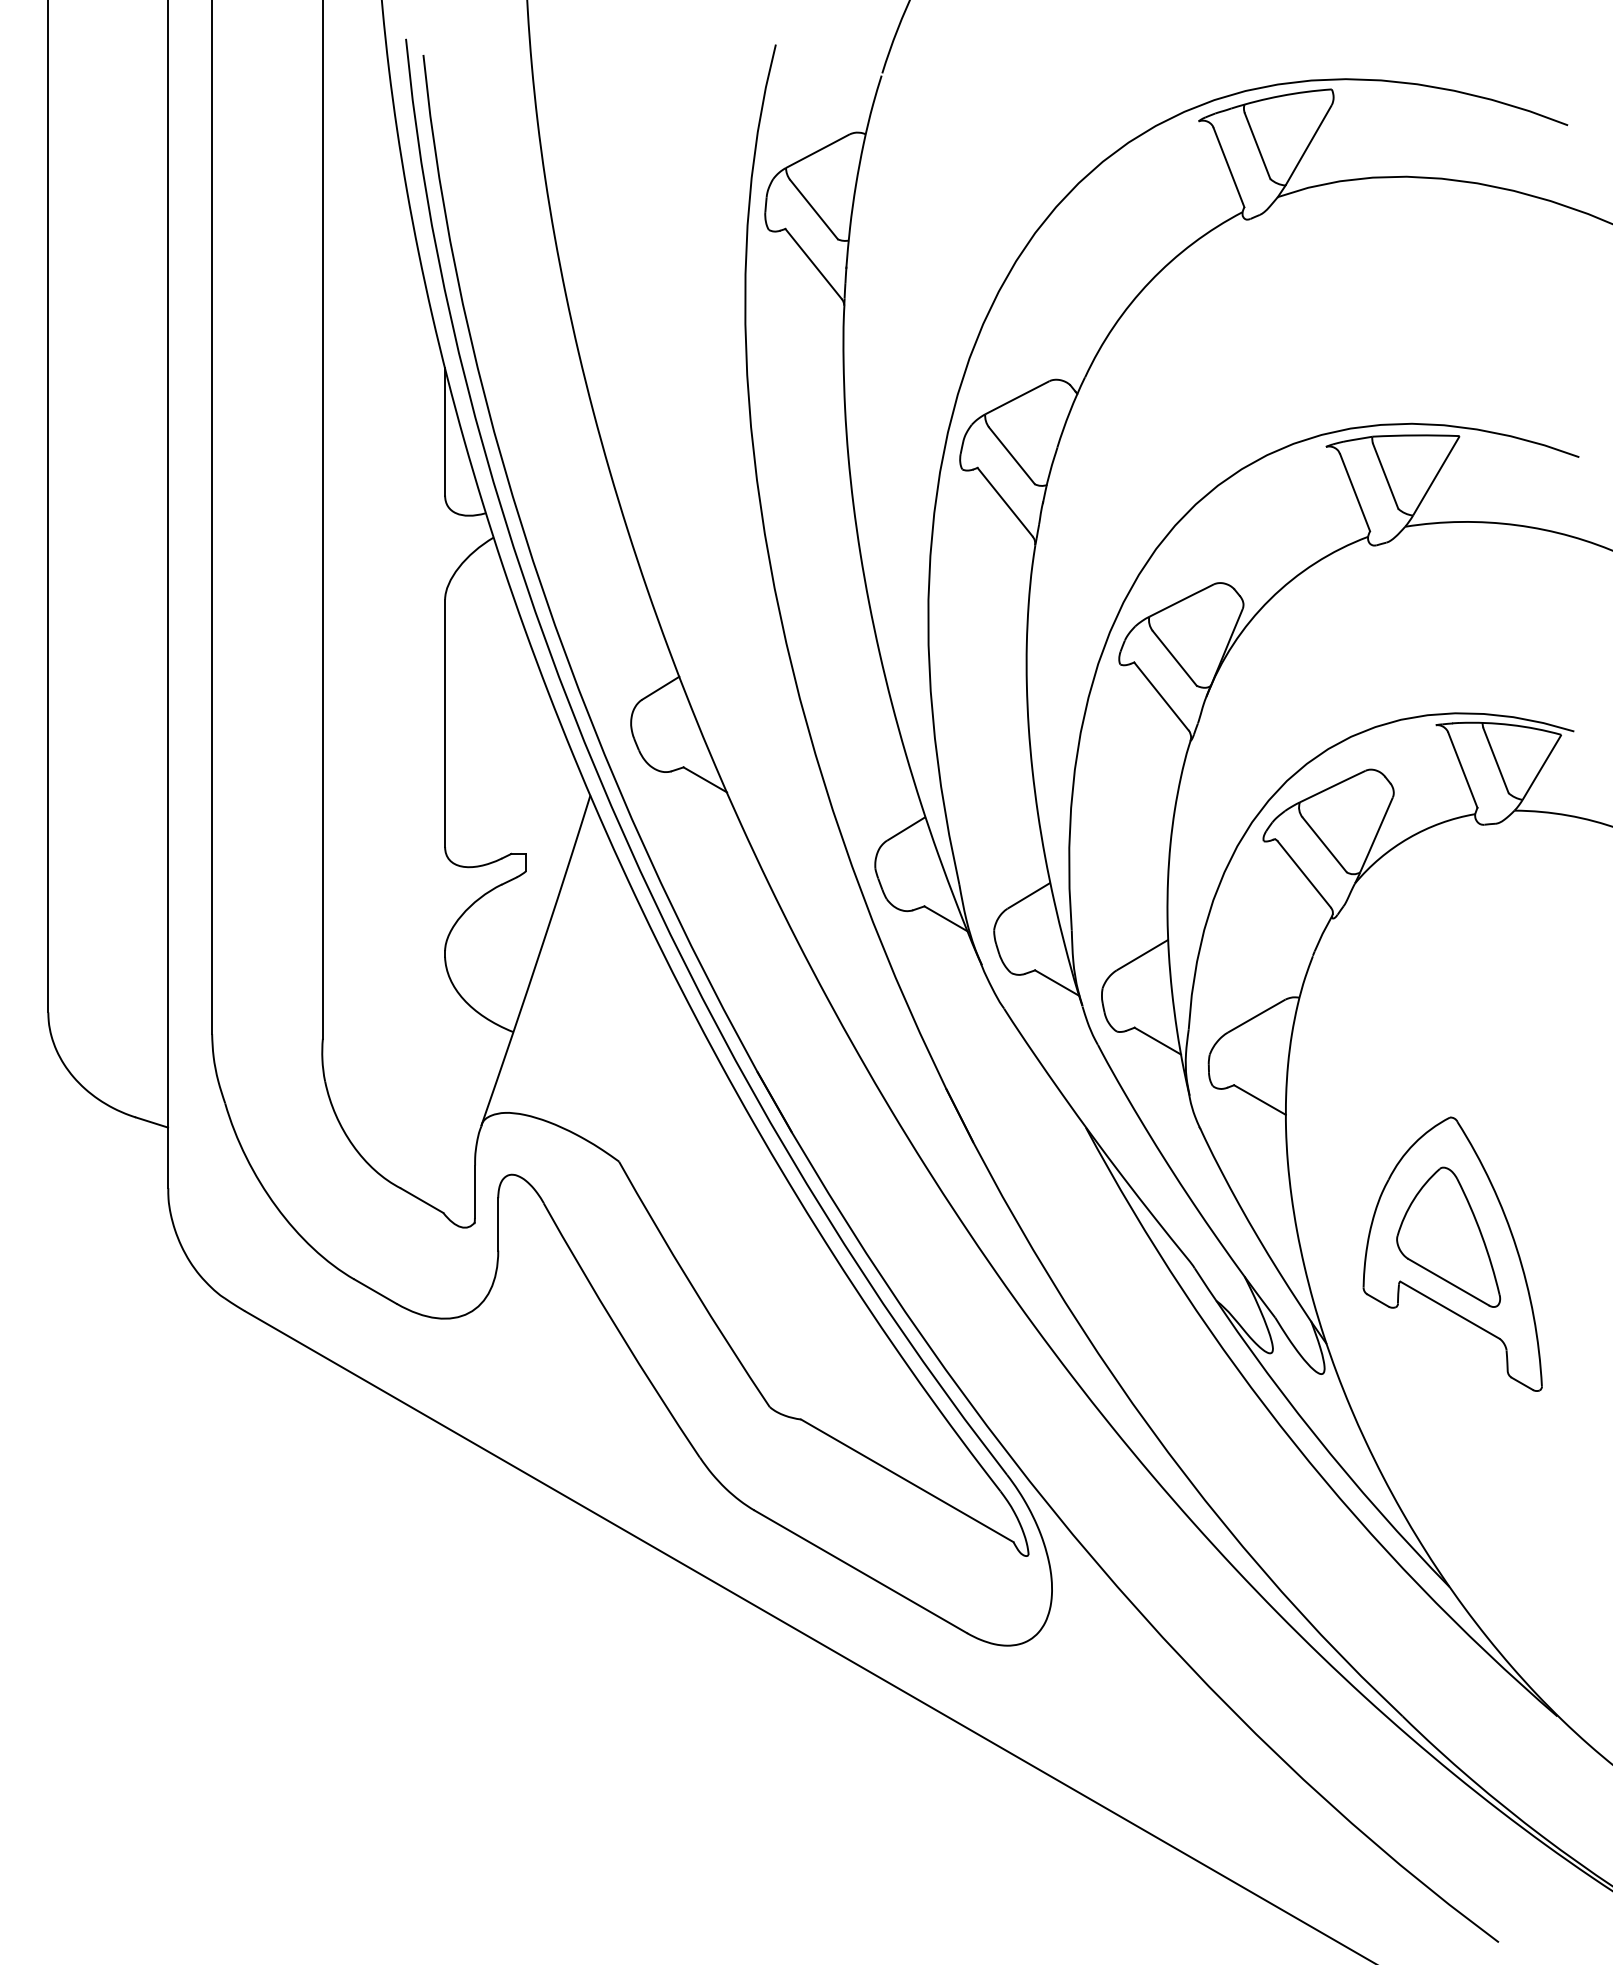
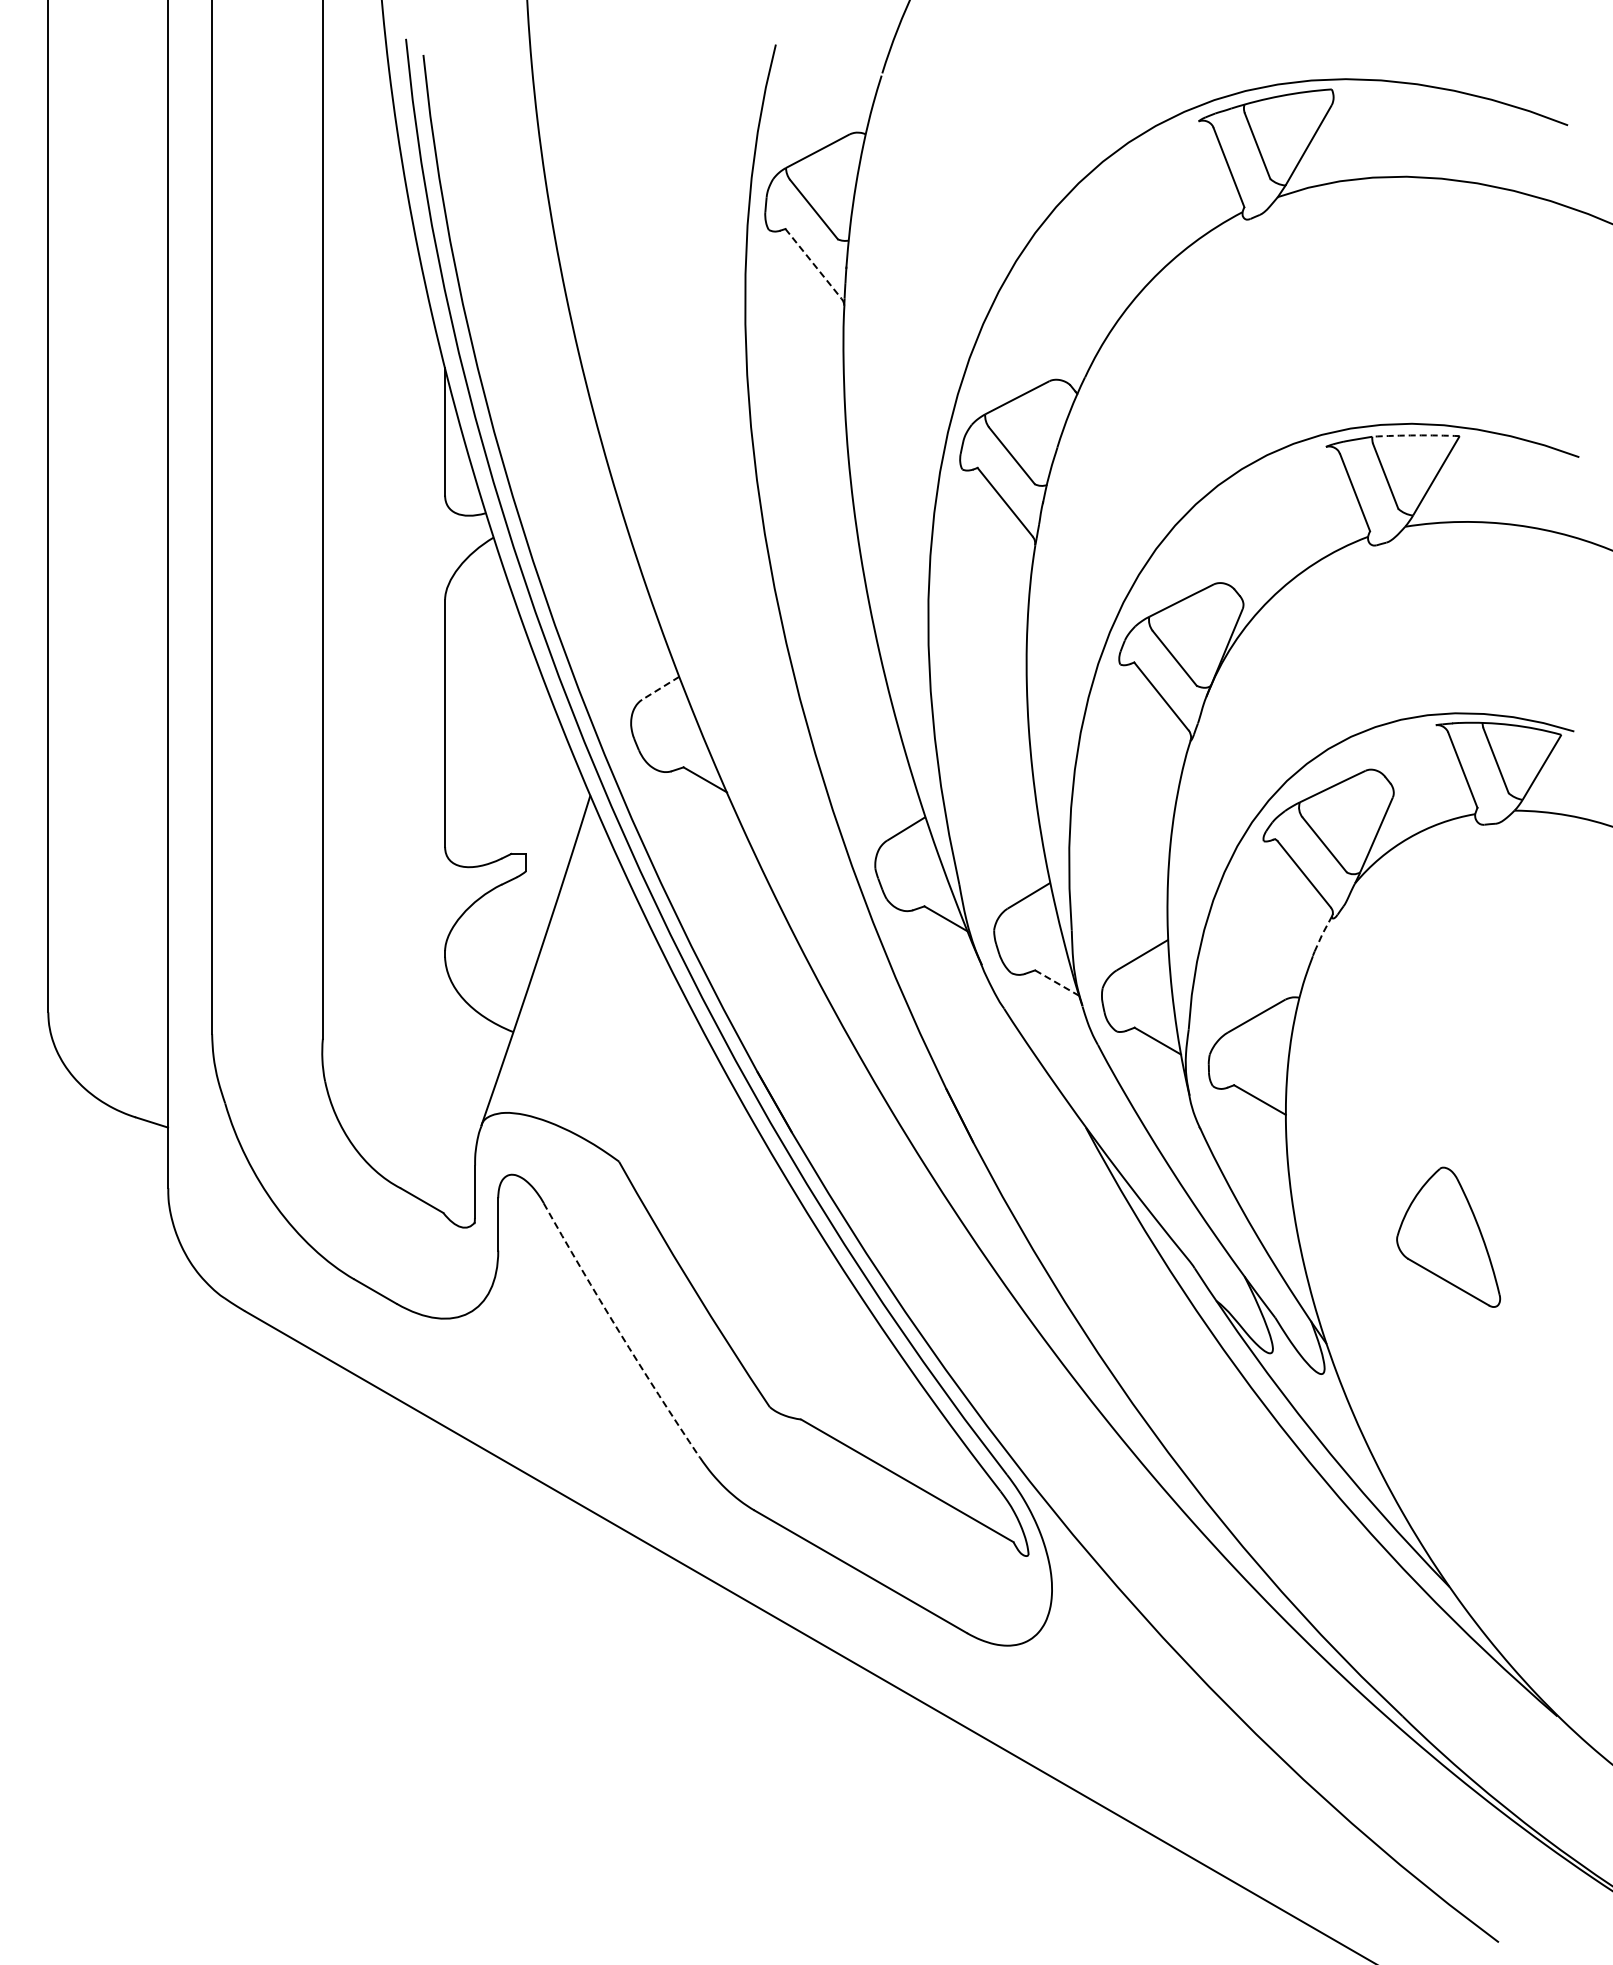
line: solid -> dashed (813, 263)
arc: solid -> dashed (1415, 435)
line: solid -> dashed (660, 688)
line: solid -> dashed (1322, 933)
line: solid -> dashed (1057, 983)
part: present -> none (1452, 1253)
arc: solid -> dashed (619, 1332)
